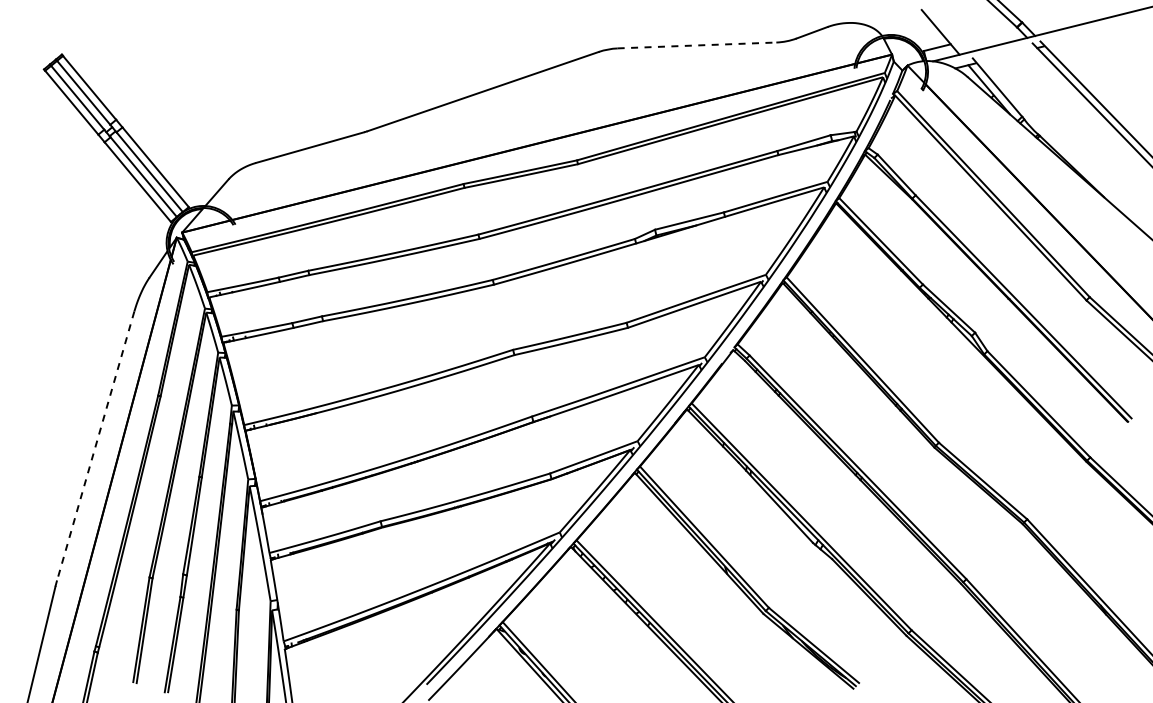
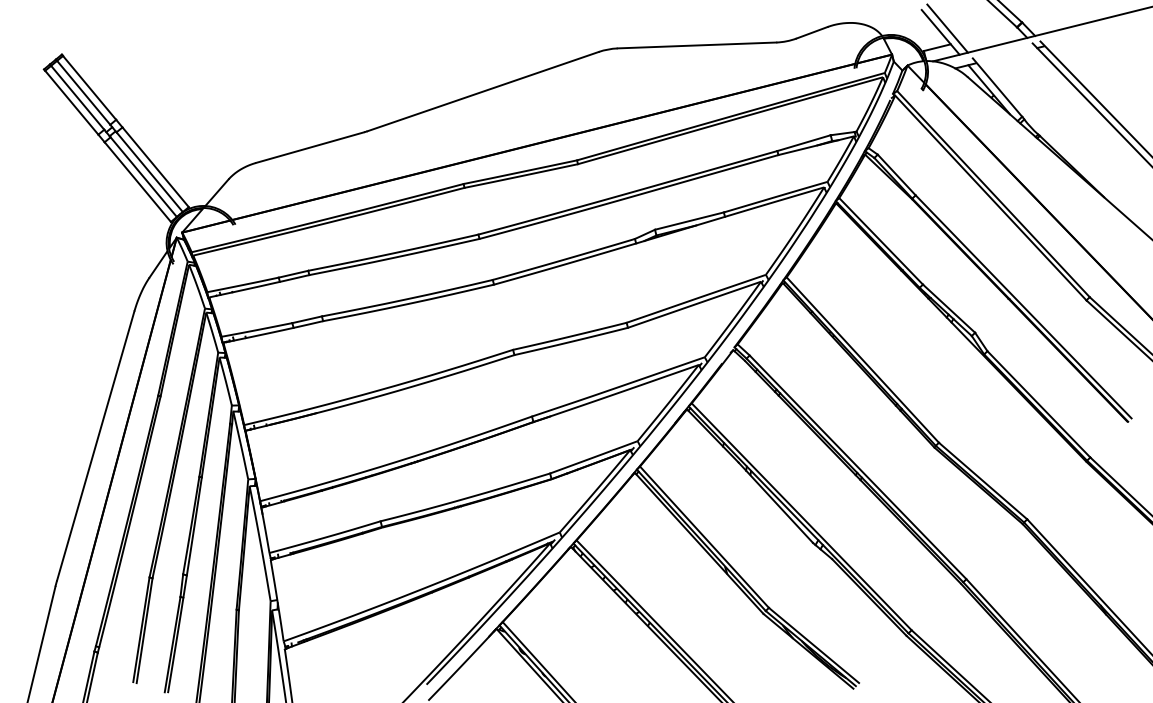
line: none -> present (947, 28)
line: dashed -> solid (697, 45)
line: dashed -> solid (95, 445)
